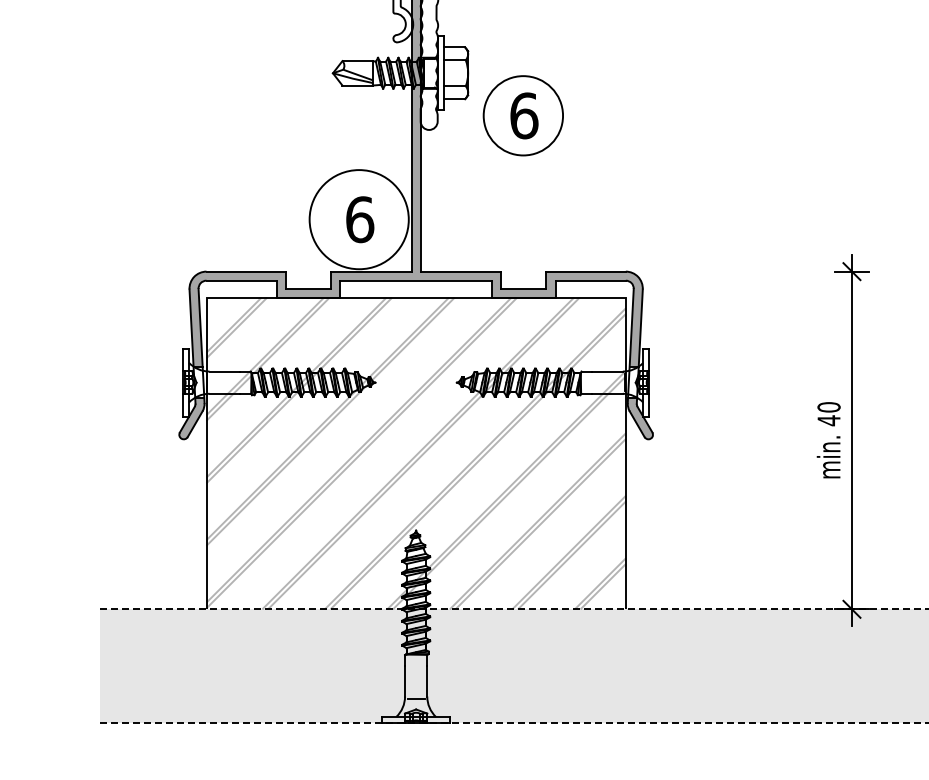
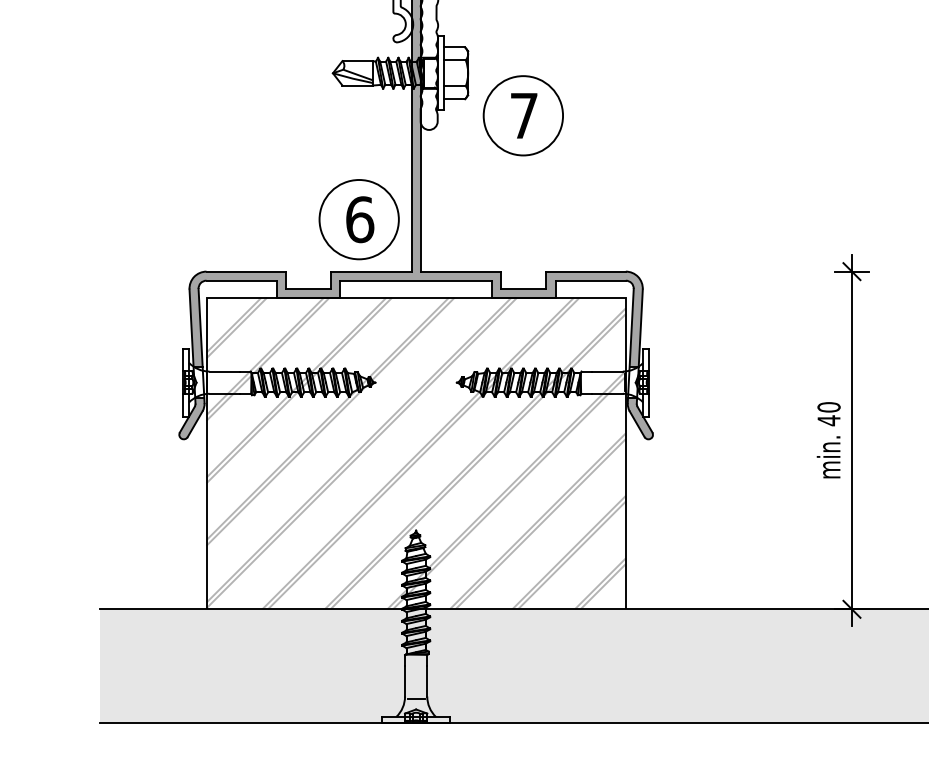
text: 6 -> 7 (524, 115)
circle diameter: 99 px -> 79 px (358, 219)
line: dashed -> solid (514, 609)
line: dashed -> solid (514, 722)
